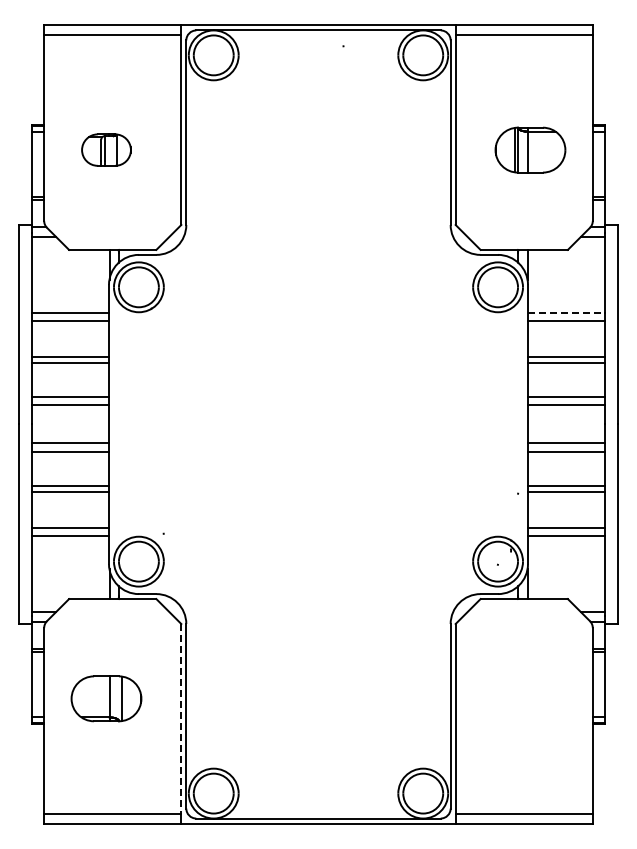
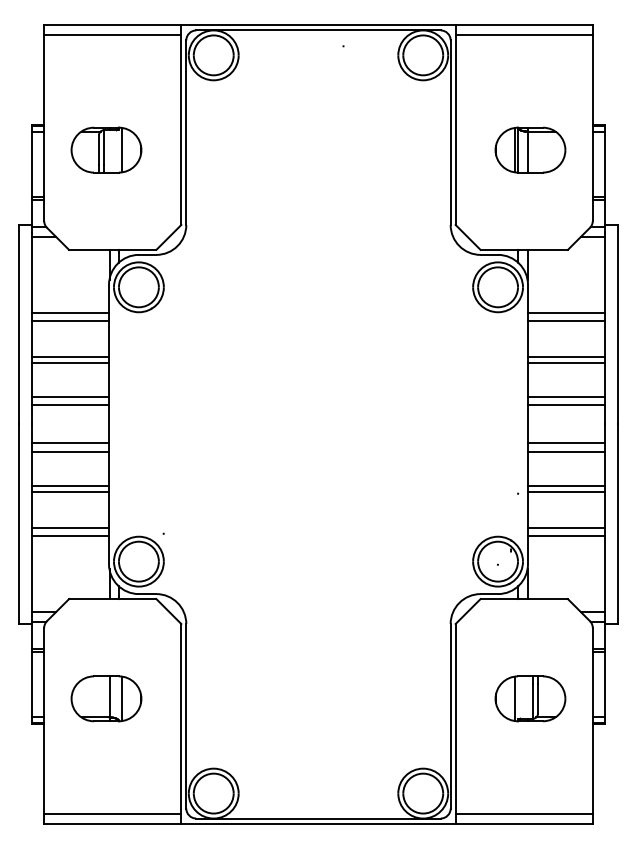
part size: 51x34 px -> 73x48 px (106, 149)
line: dashed -> solid (566, 313)
part: none -> present (530, 698)
line: dashed -> solid (181, 718)
